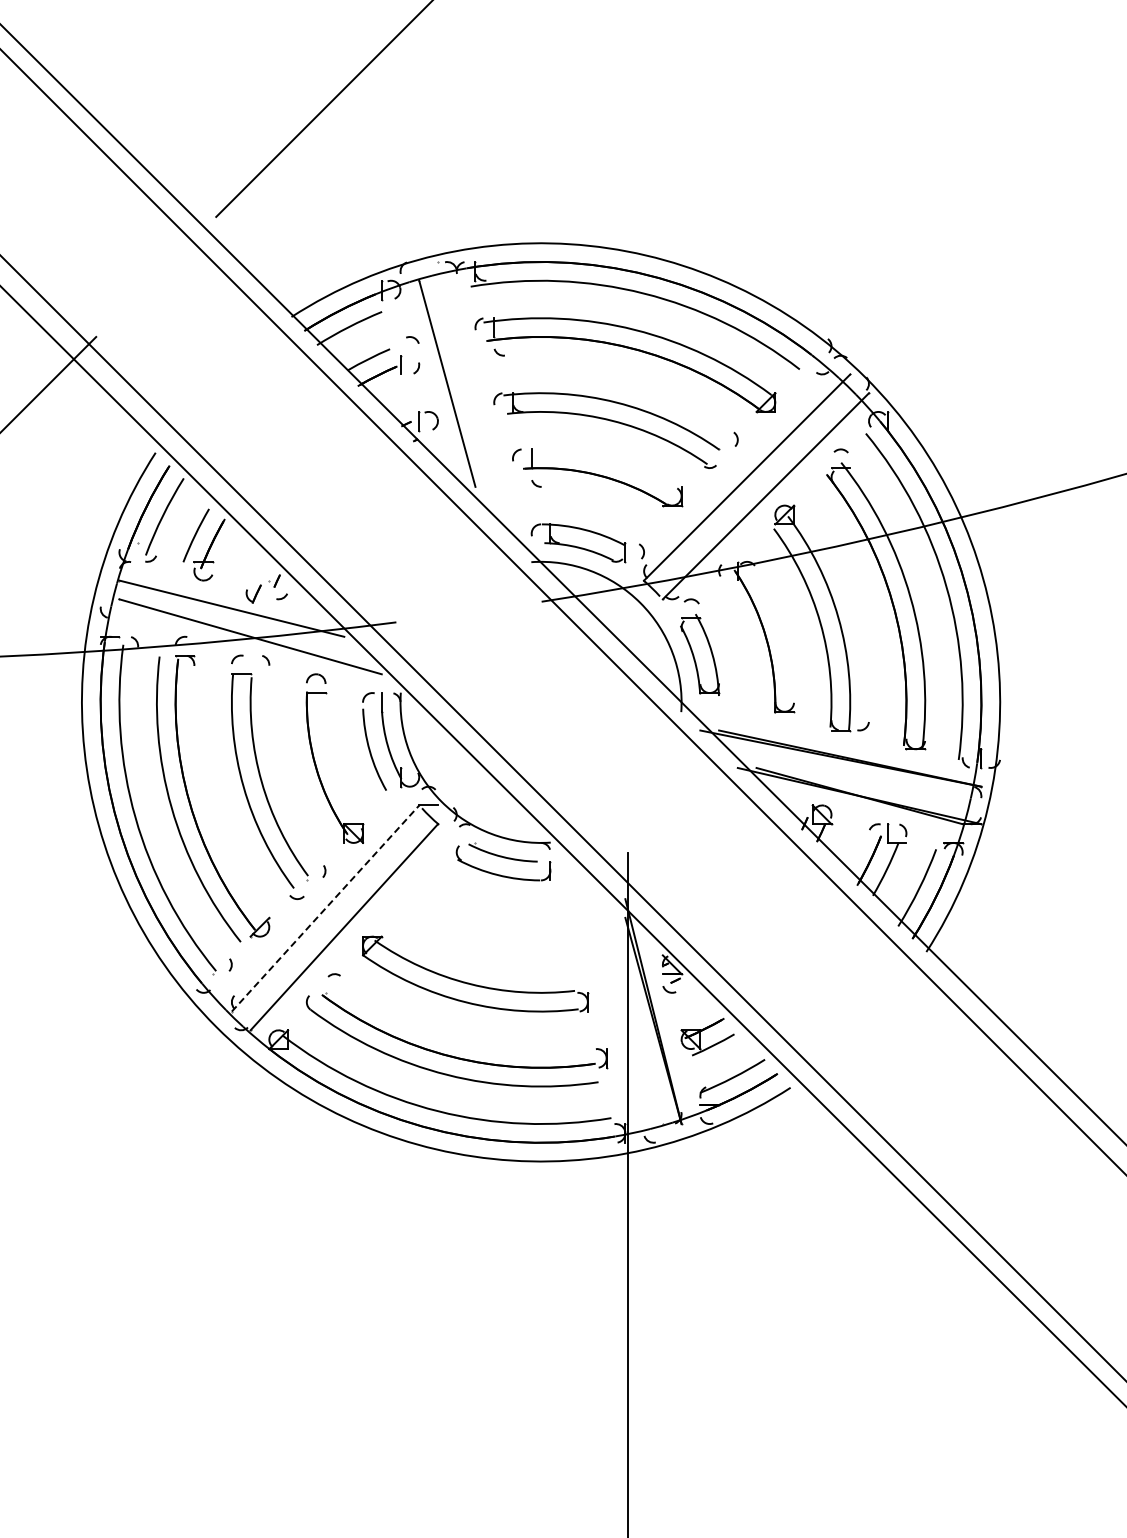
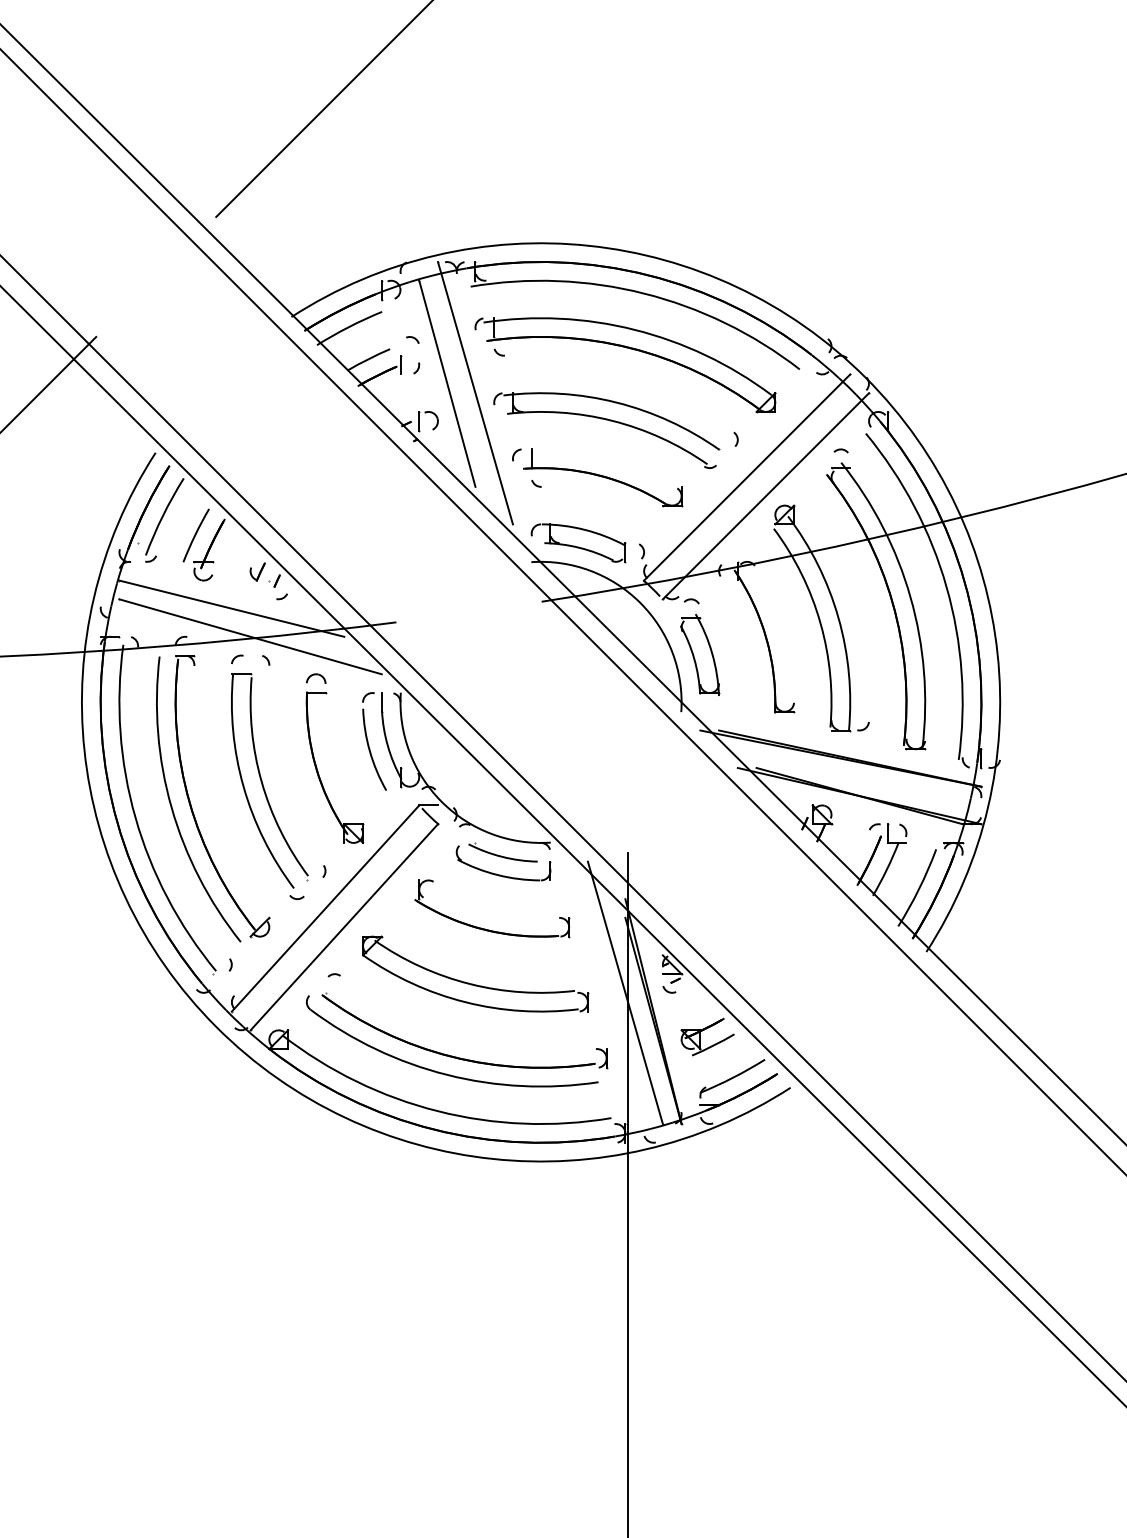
line: none -> present (475, 393)
part position: (253, 593) -> (257, 571) (257, 571)
line: dashed -> solid (325, 908)
part: none -> present (485, 928)
line: none -> present (624, 992)
